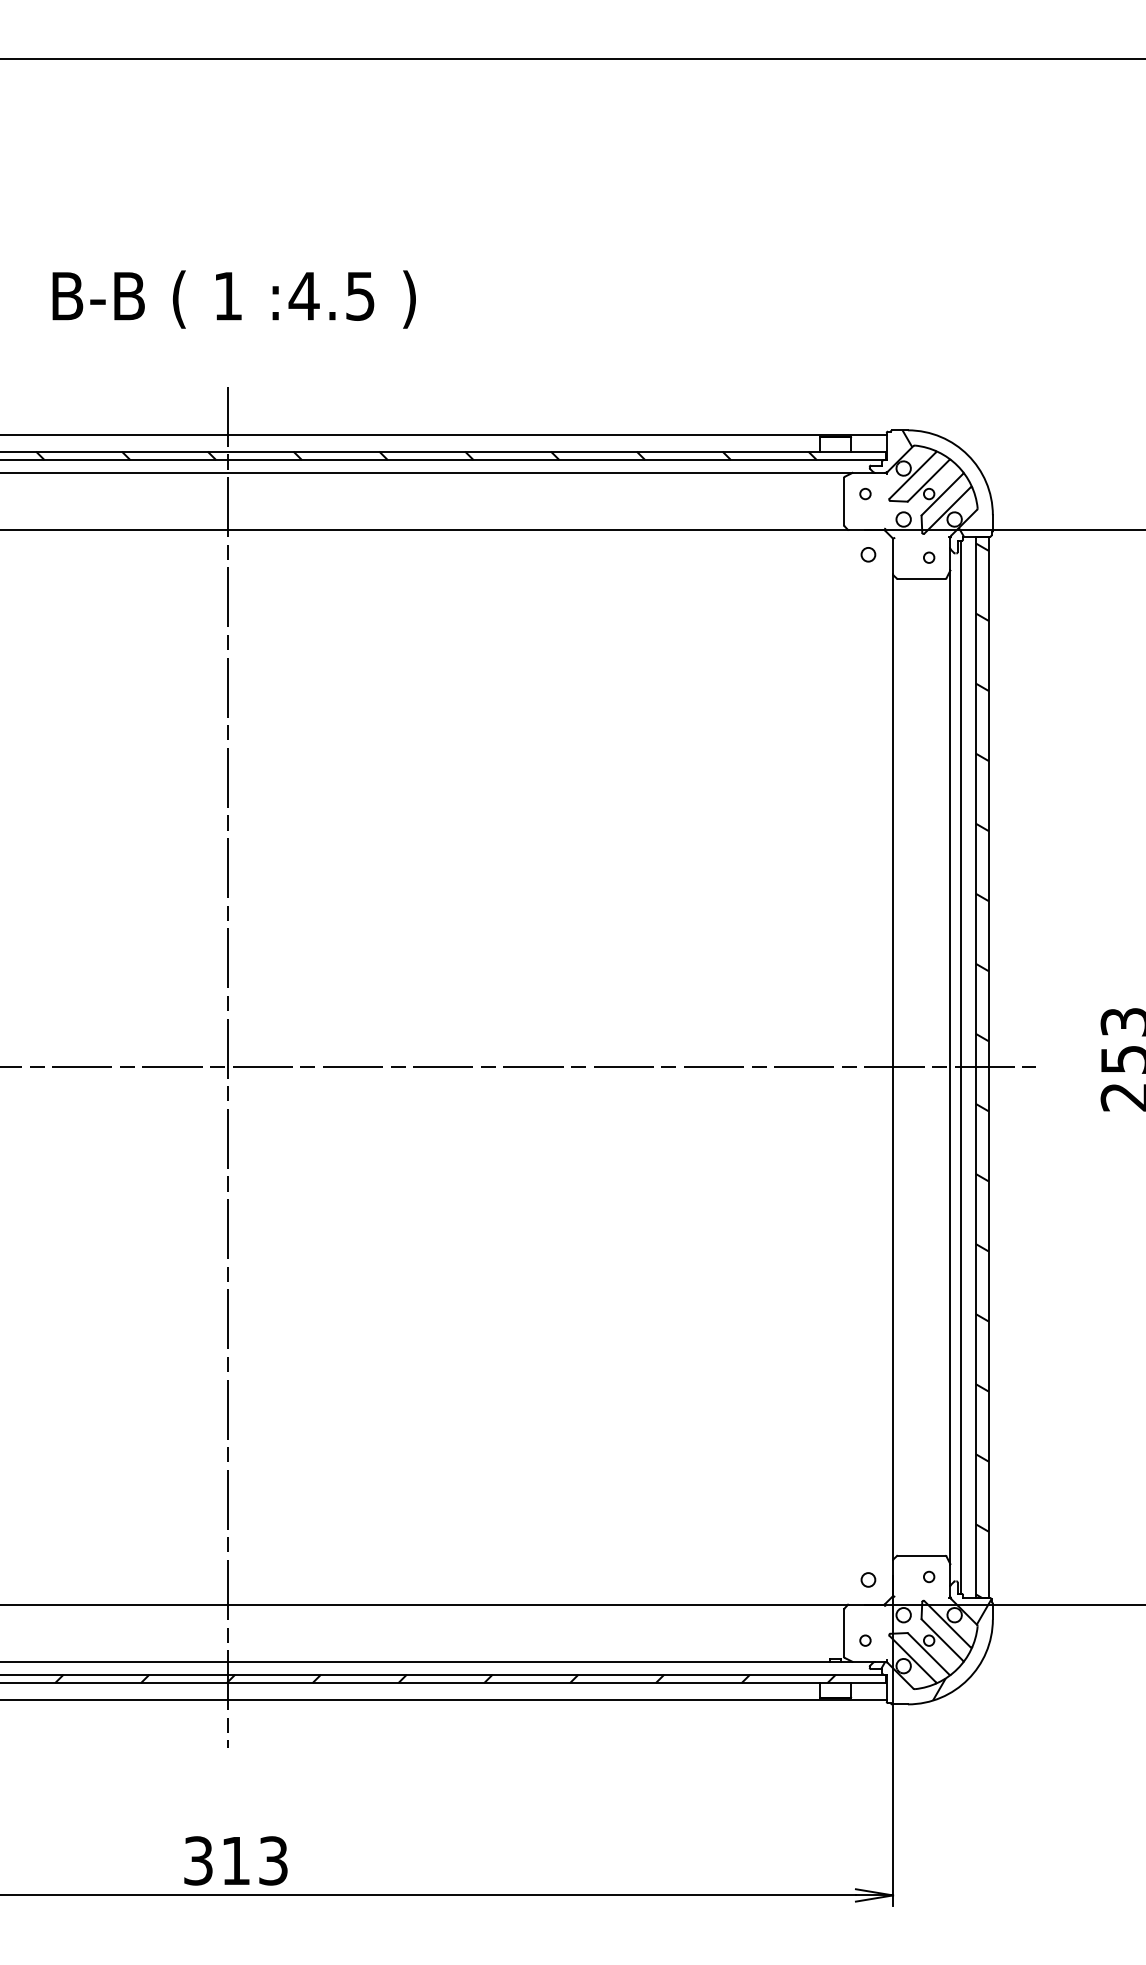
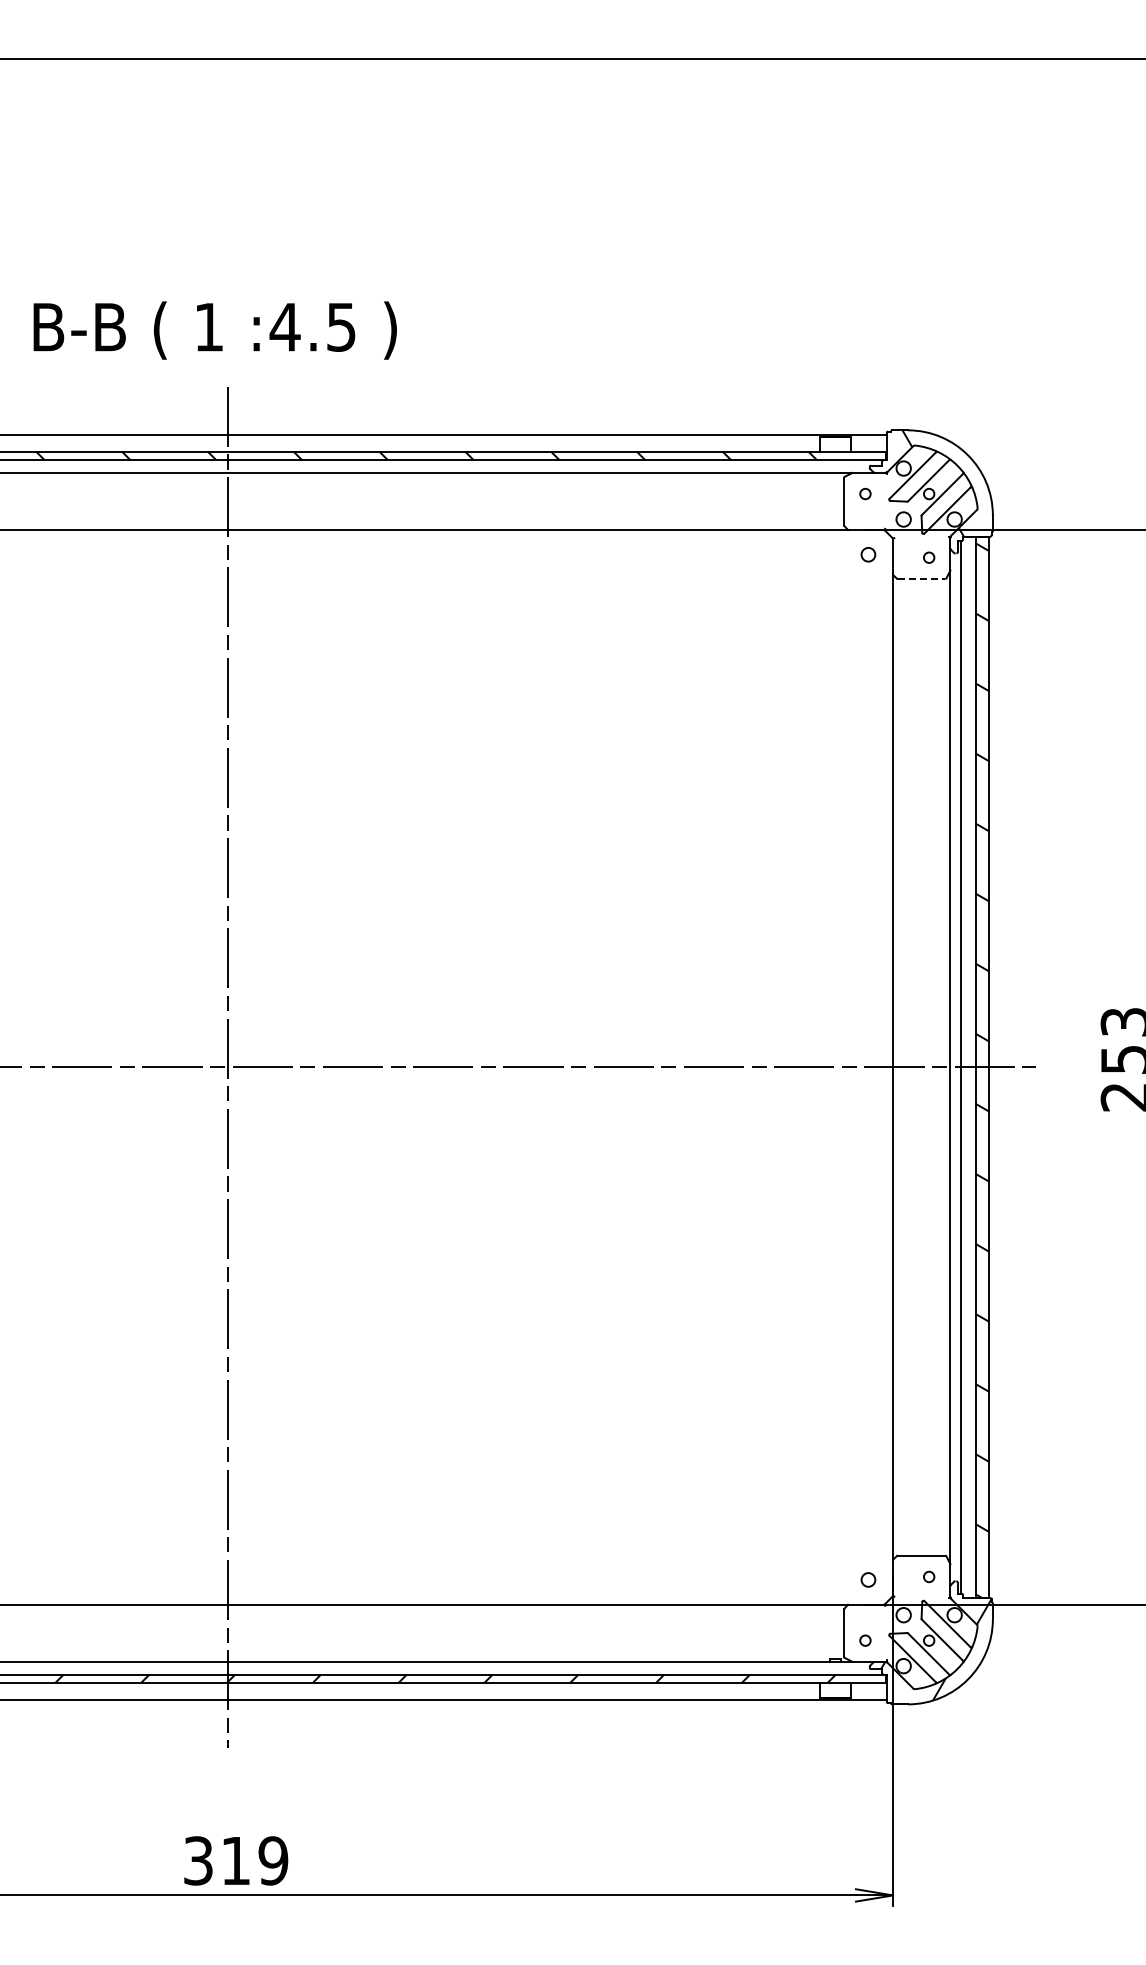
text position: (233, 299) -> (214, 330) (214, 330)
line: solid -> dashed (921, 578)
text: 313 -> 319 (273, 1860)
